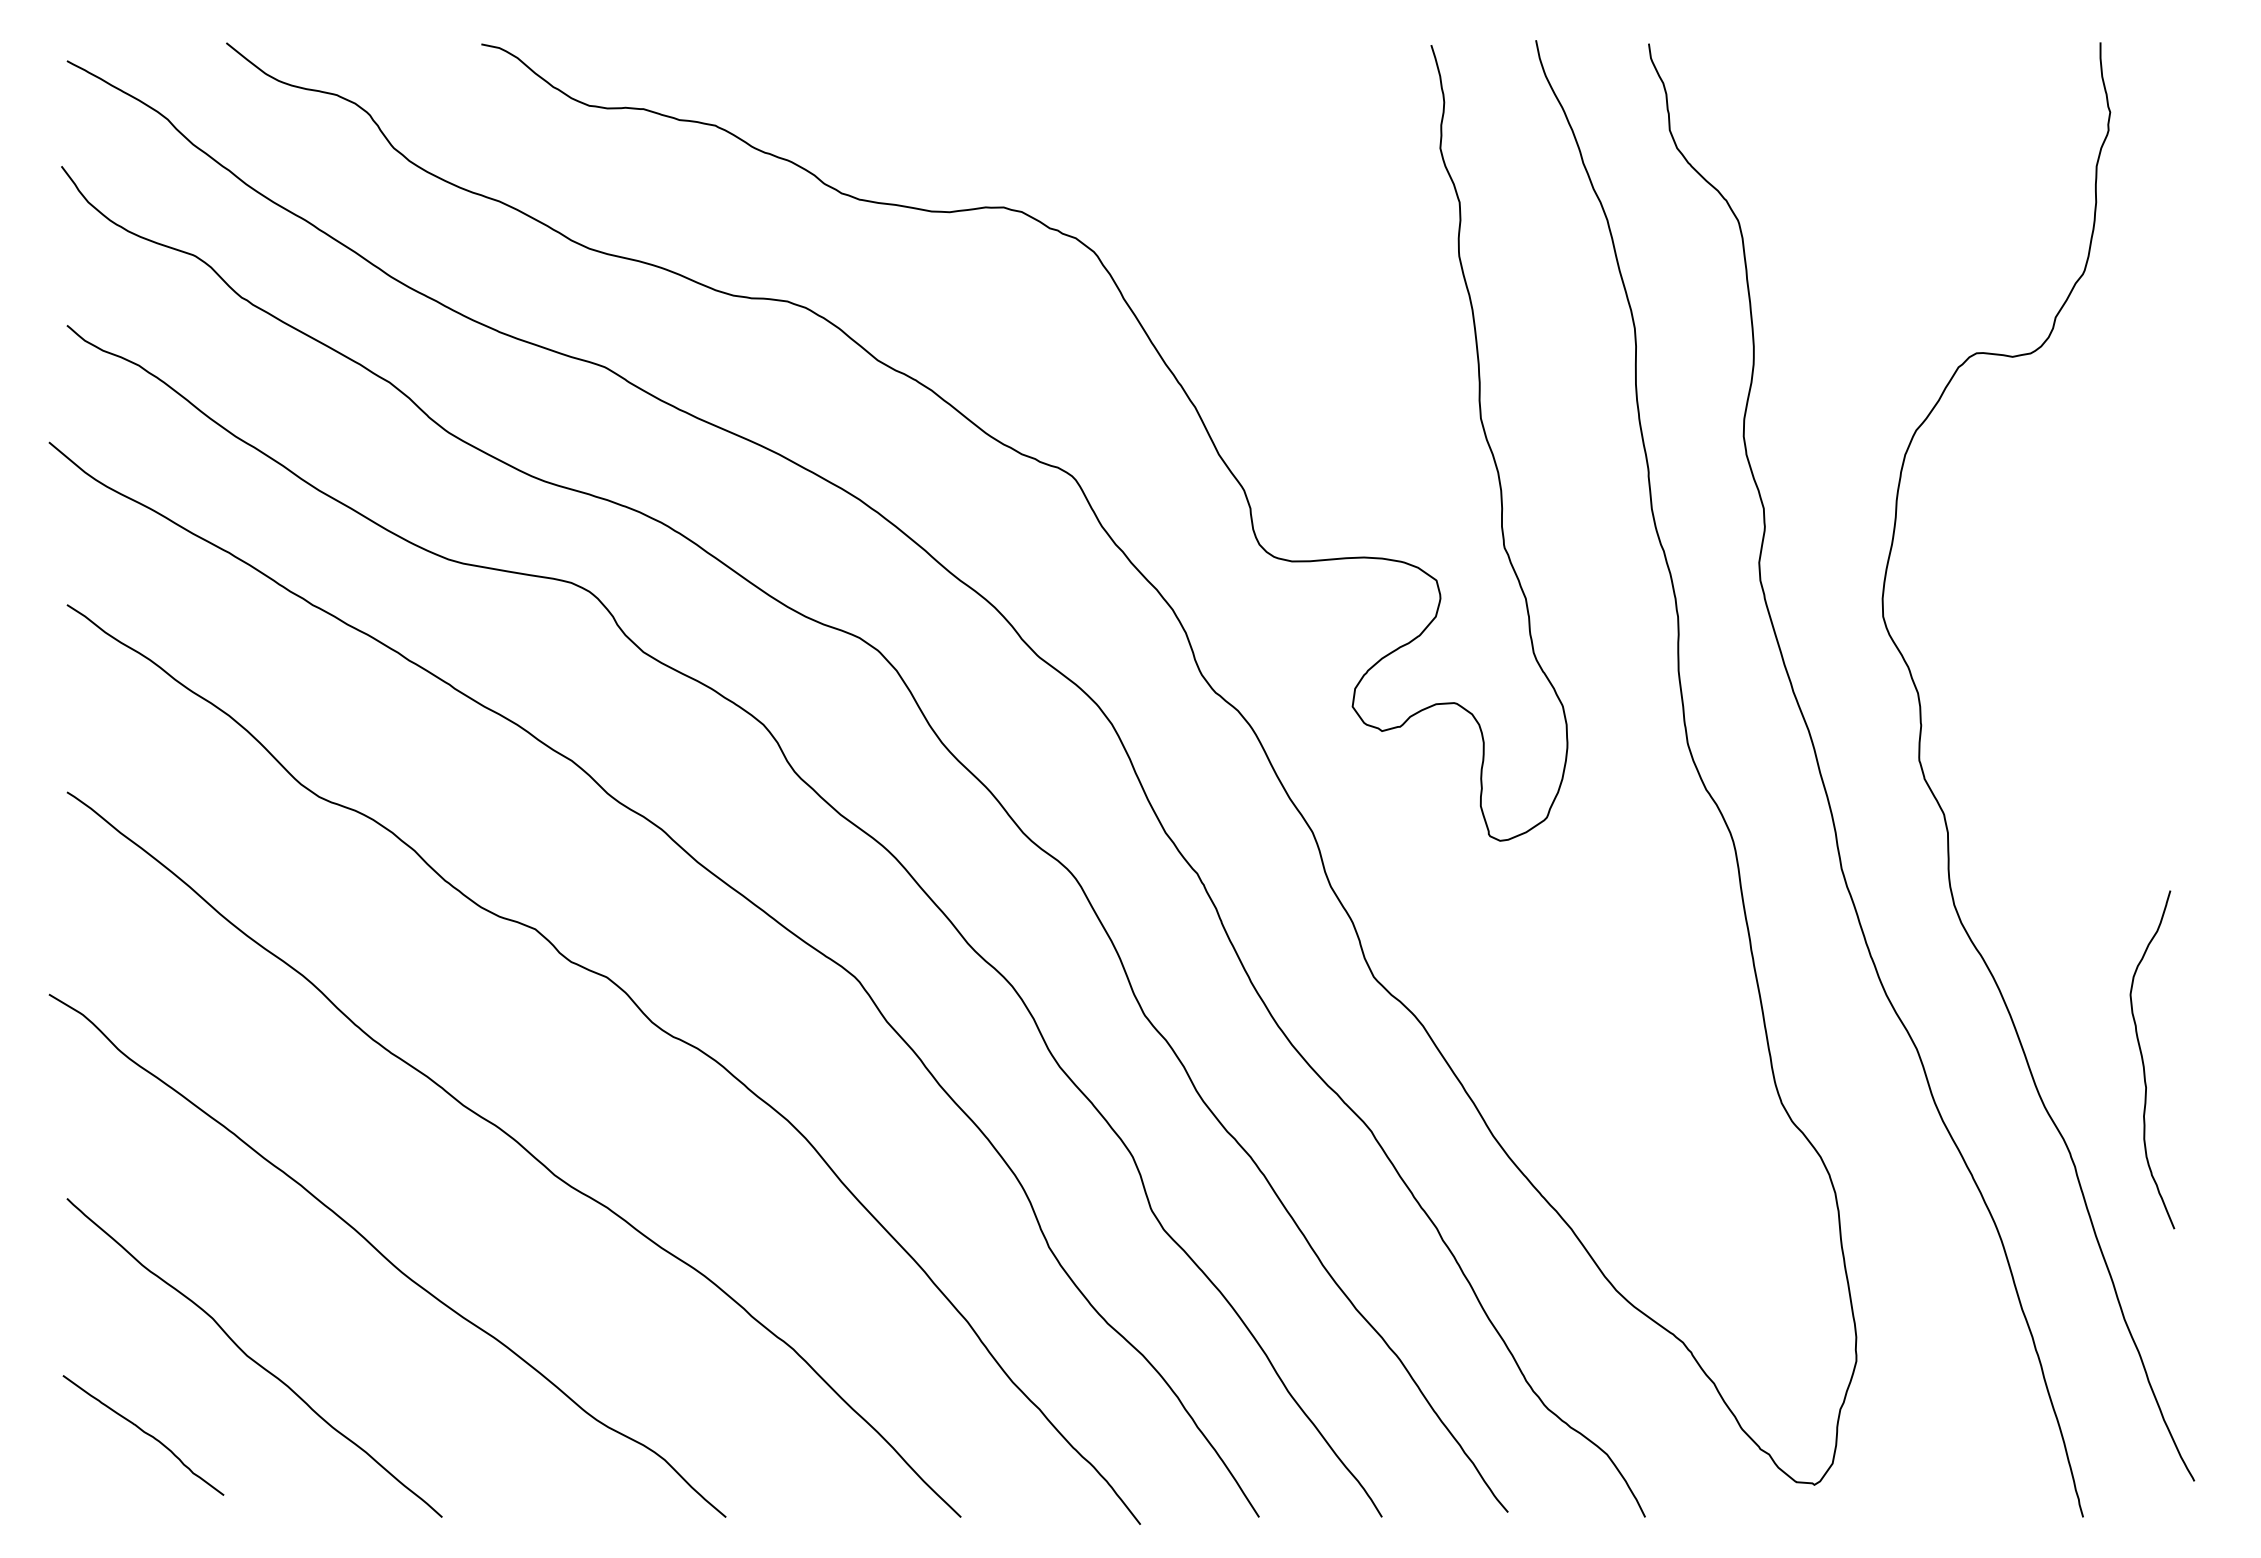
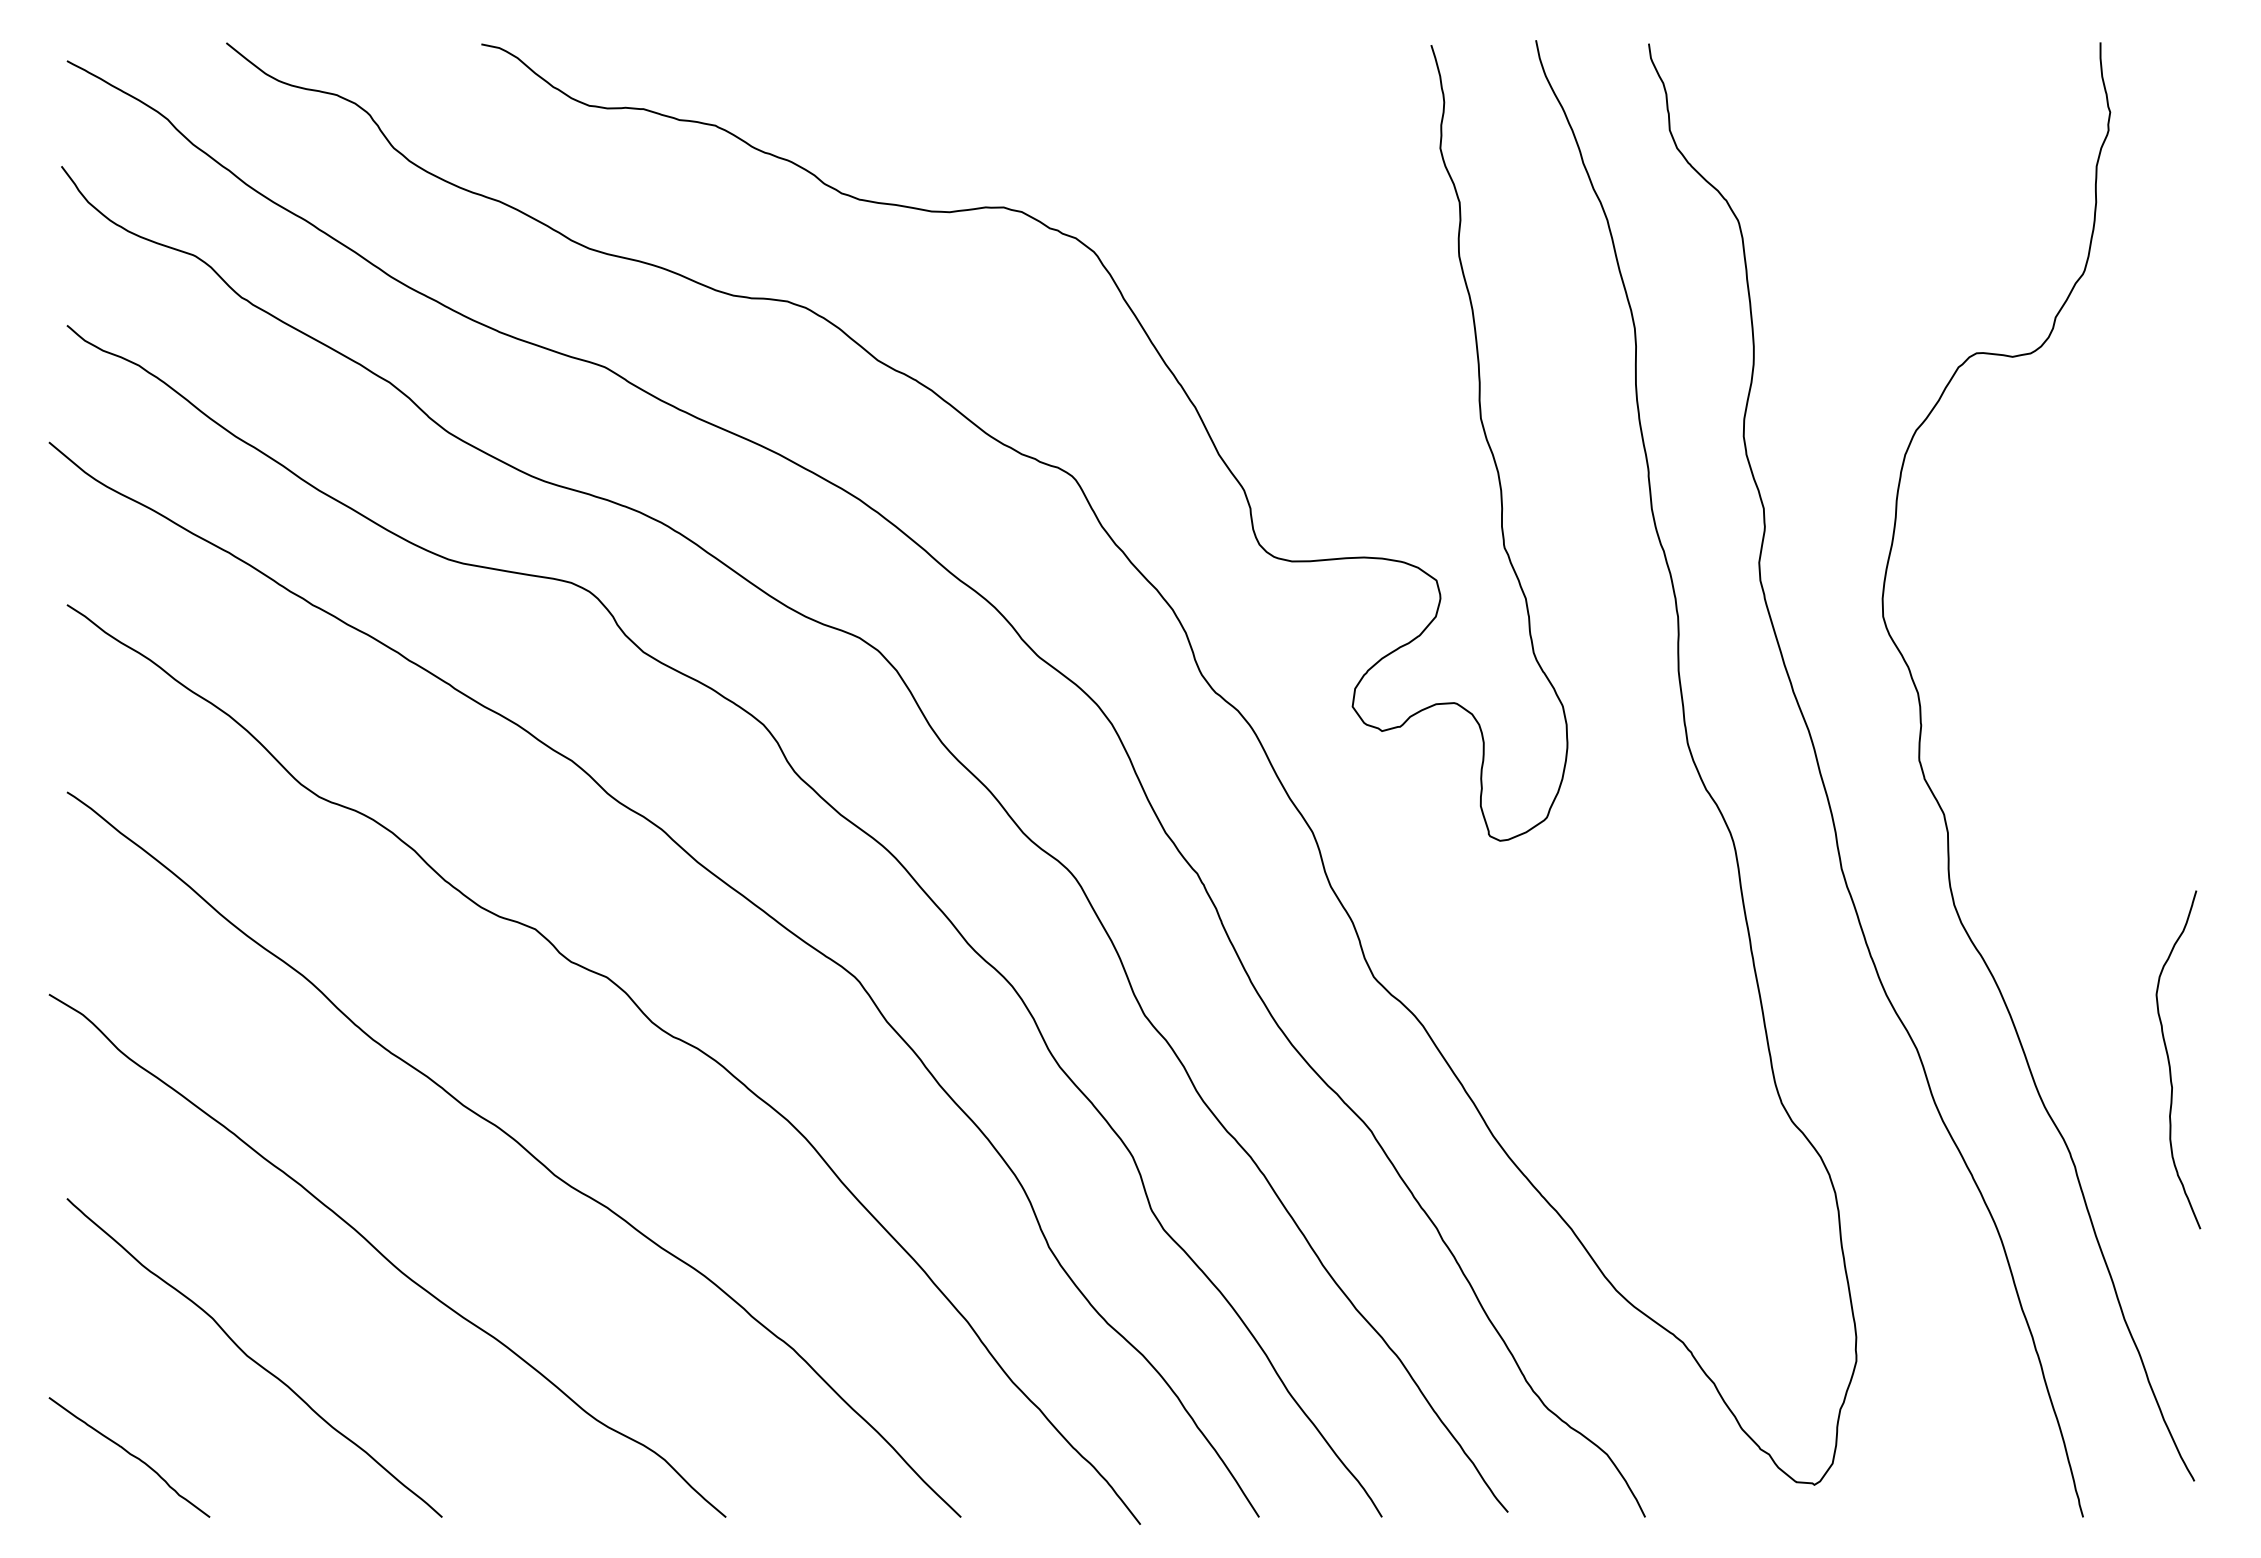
curve position: (2144, 1063) -> (2170, 1063) (2170, 1063)
curve position: (144, 1433) -> (130, 1455) (130, 1455)
